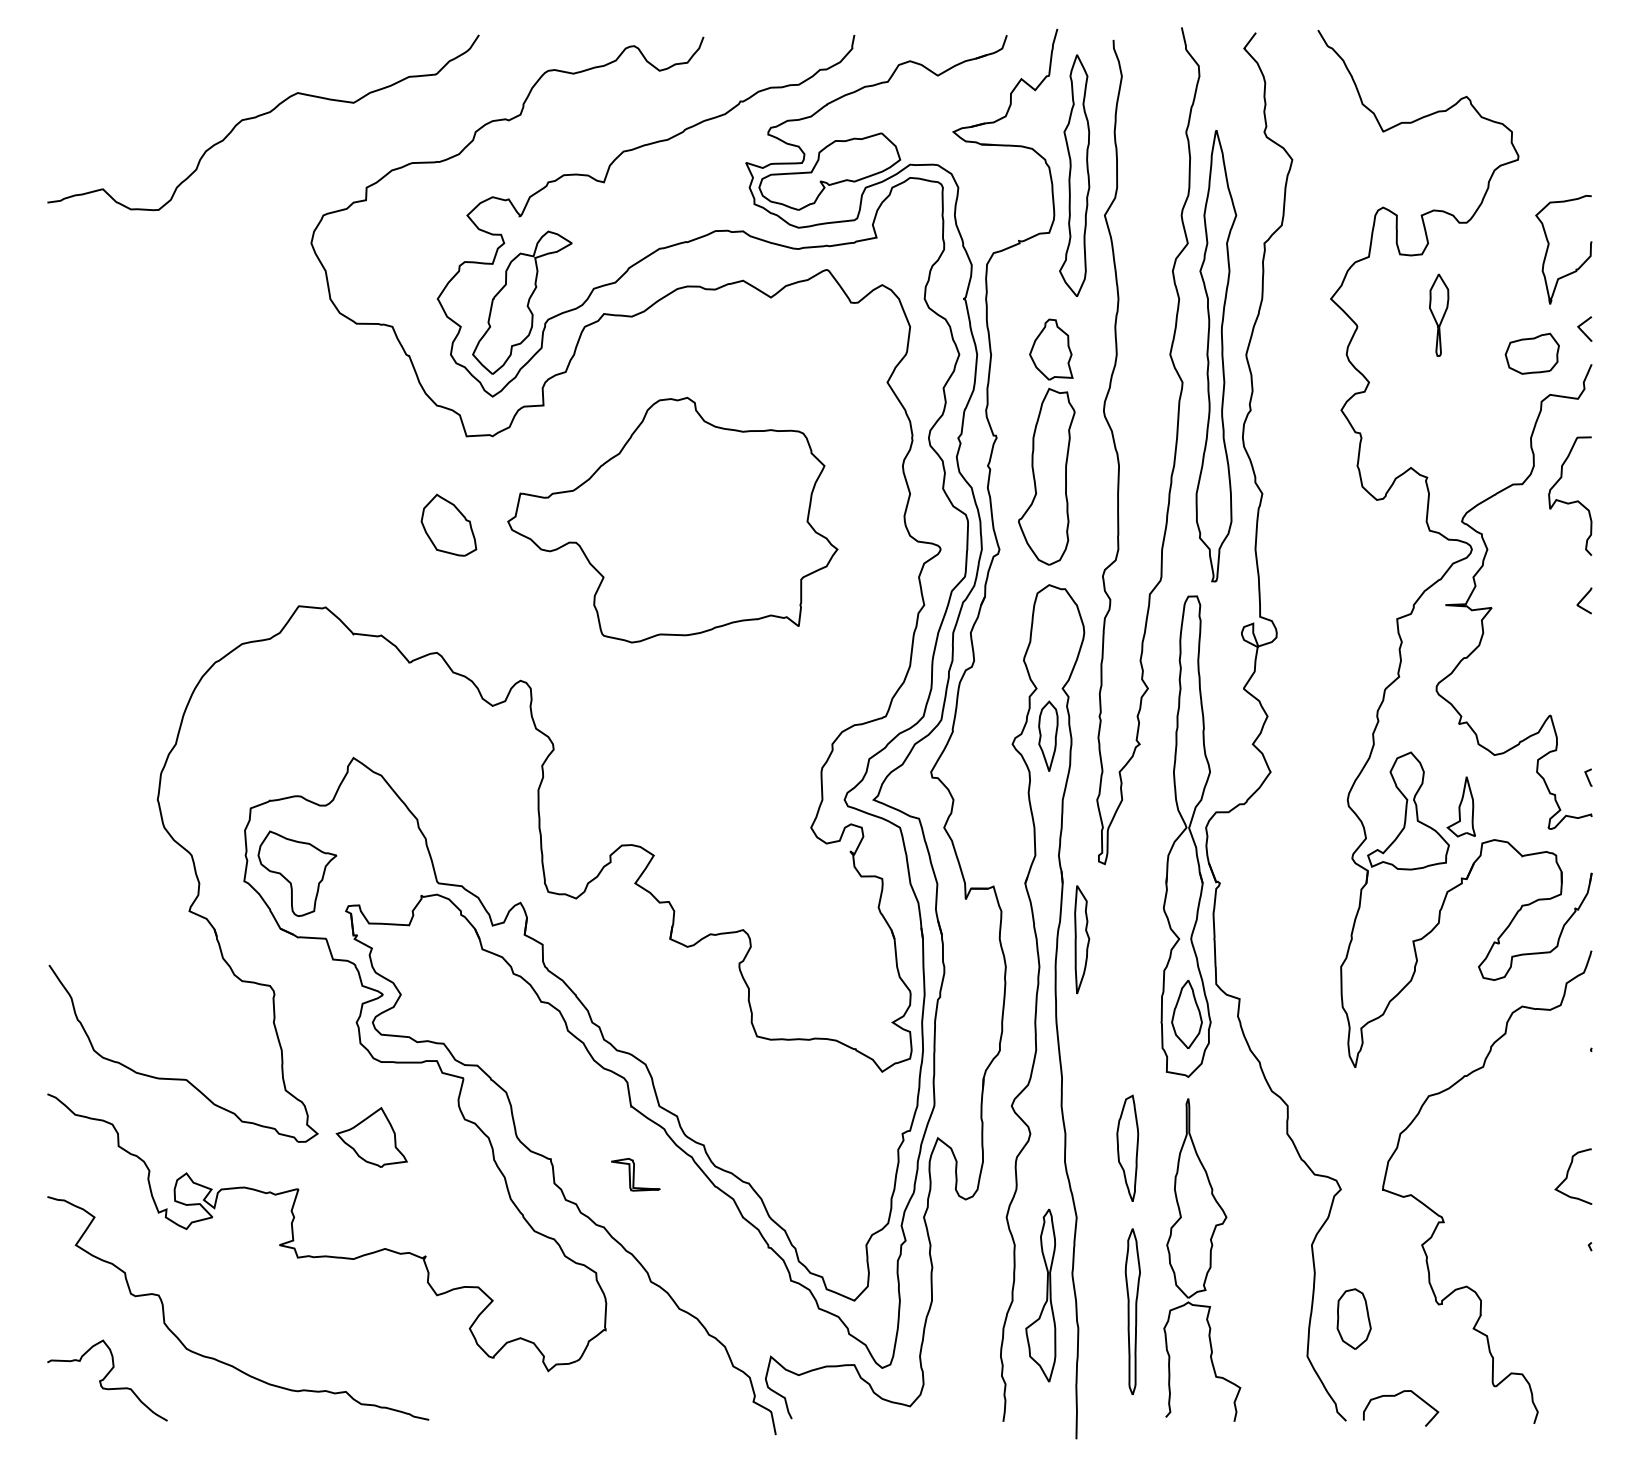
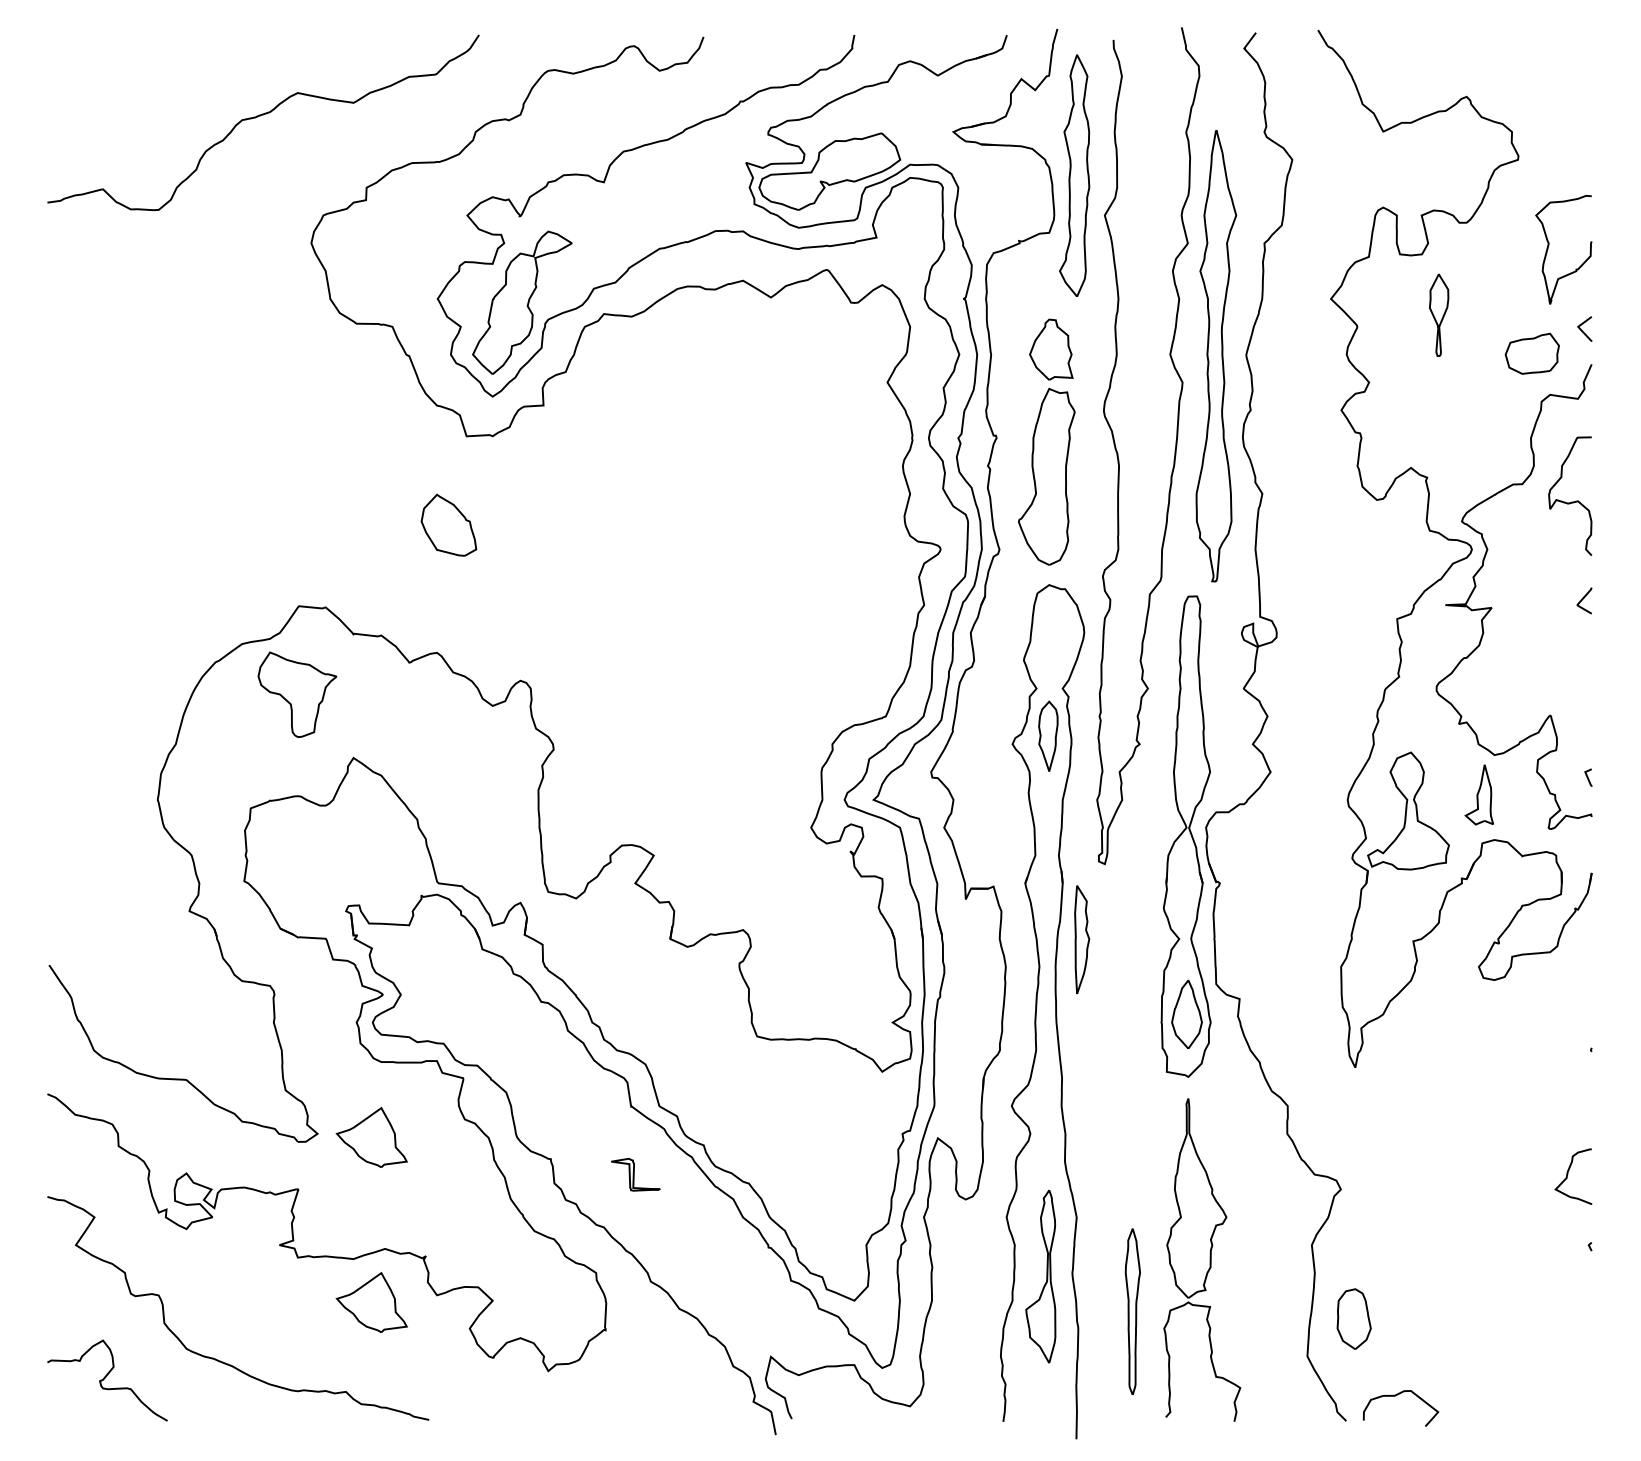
part: present -> none (672, 519)
part position: (1460, 806) -> (1478, 794) (1478, 794)
part position: (297, 873) -> (297, 694) (297, 694)
part: present -> none (1127, 1147)
curve: present -> none (1442, 1216)
part position: (1040, 1295) -> (1040, 1276) (1040, 1276)
part: none -> present (371, 1302)
